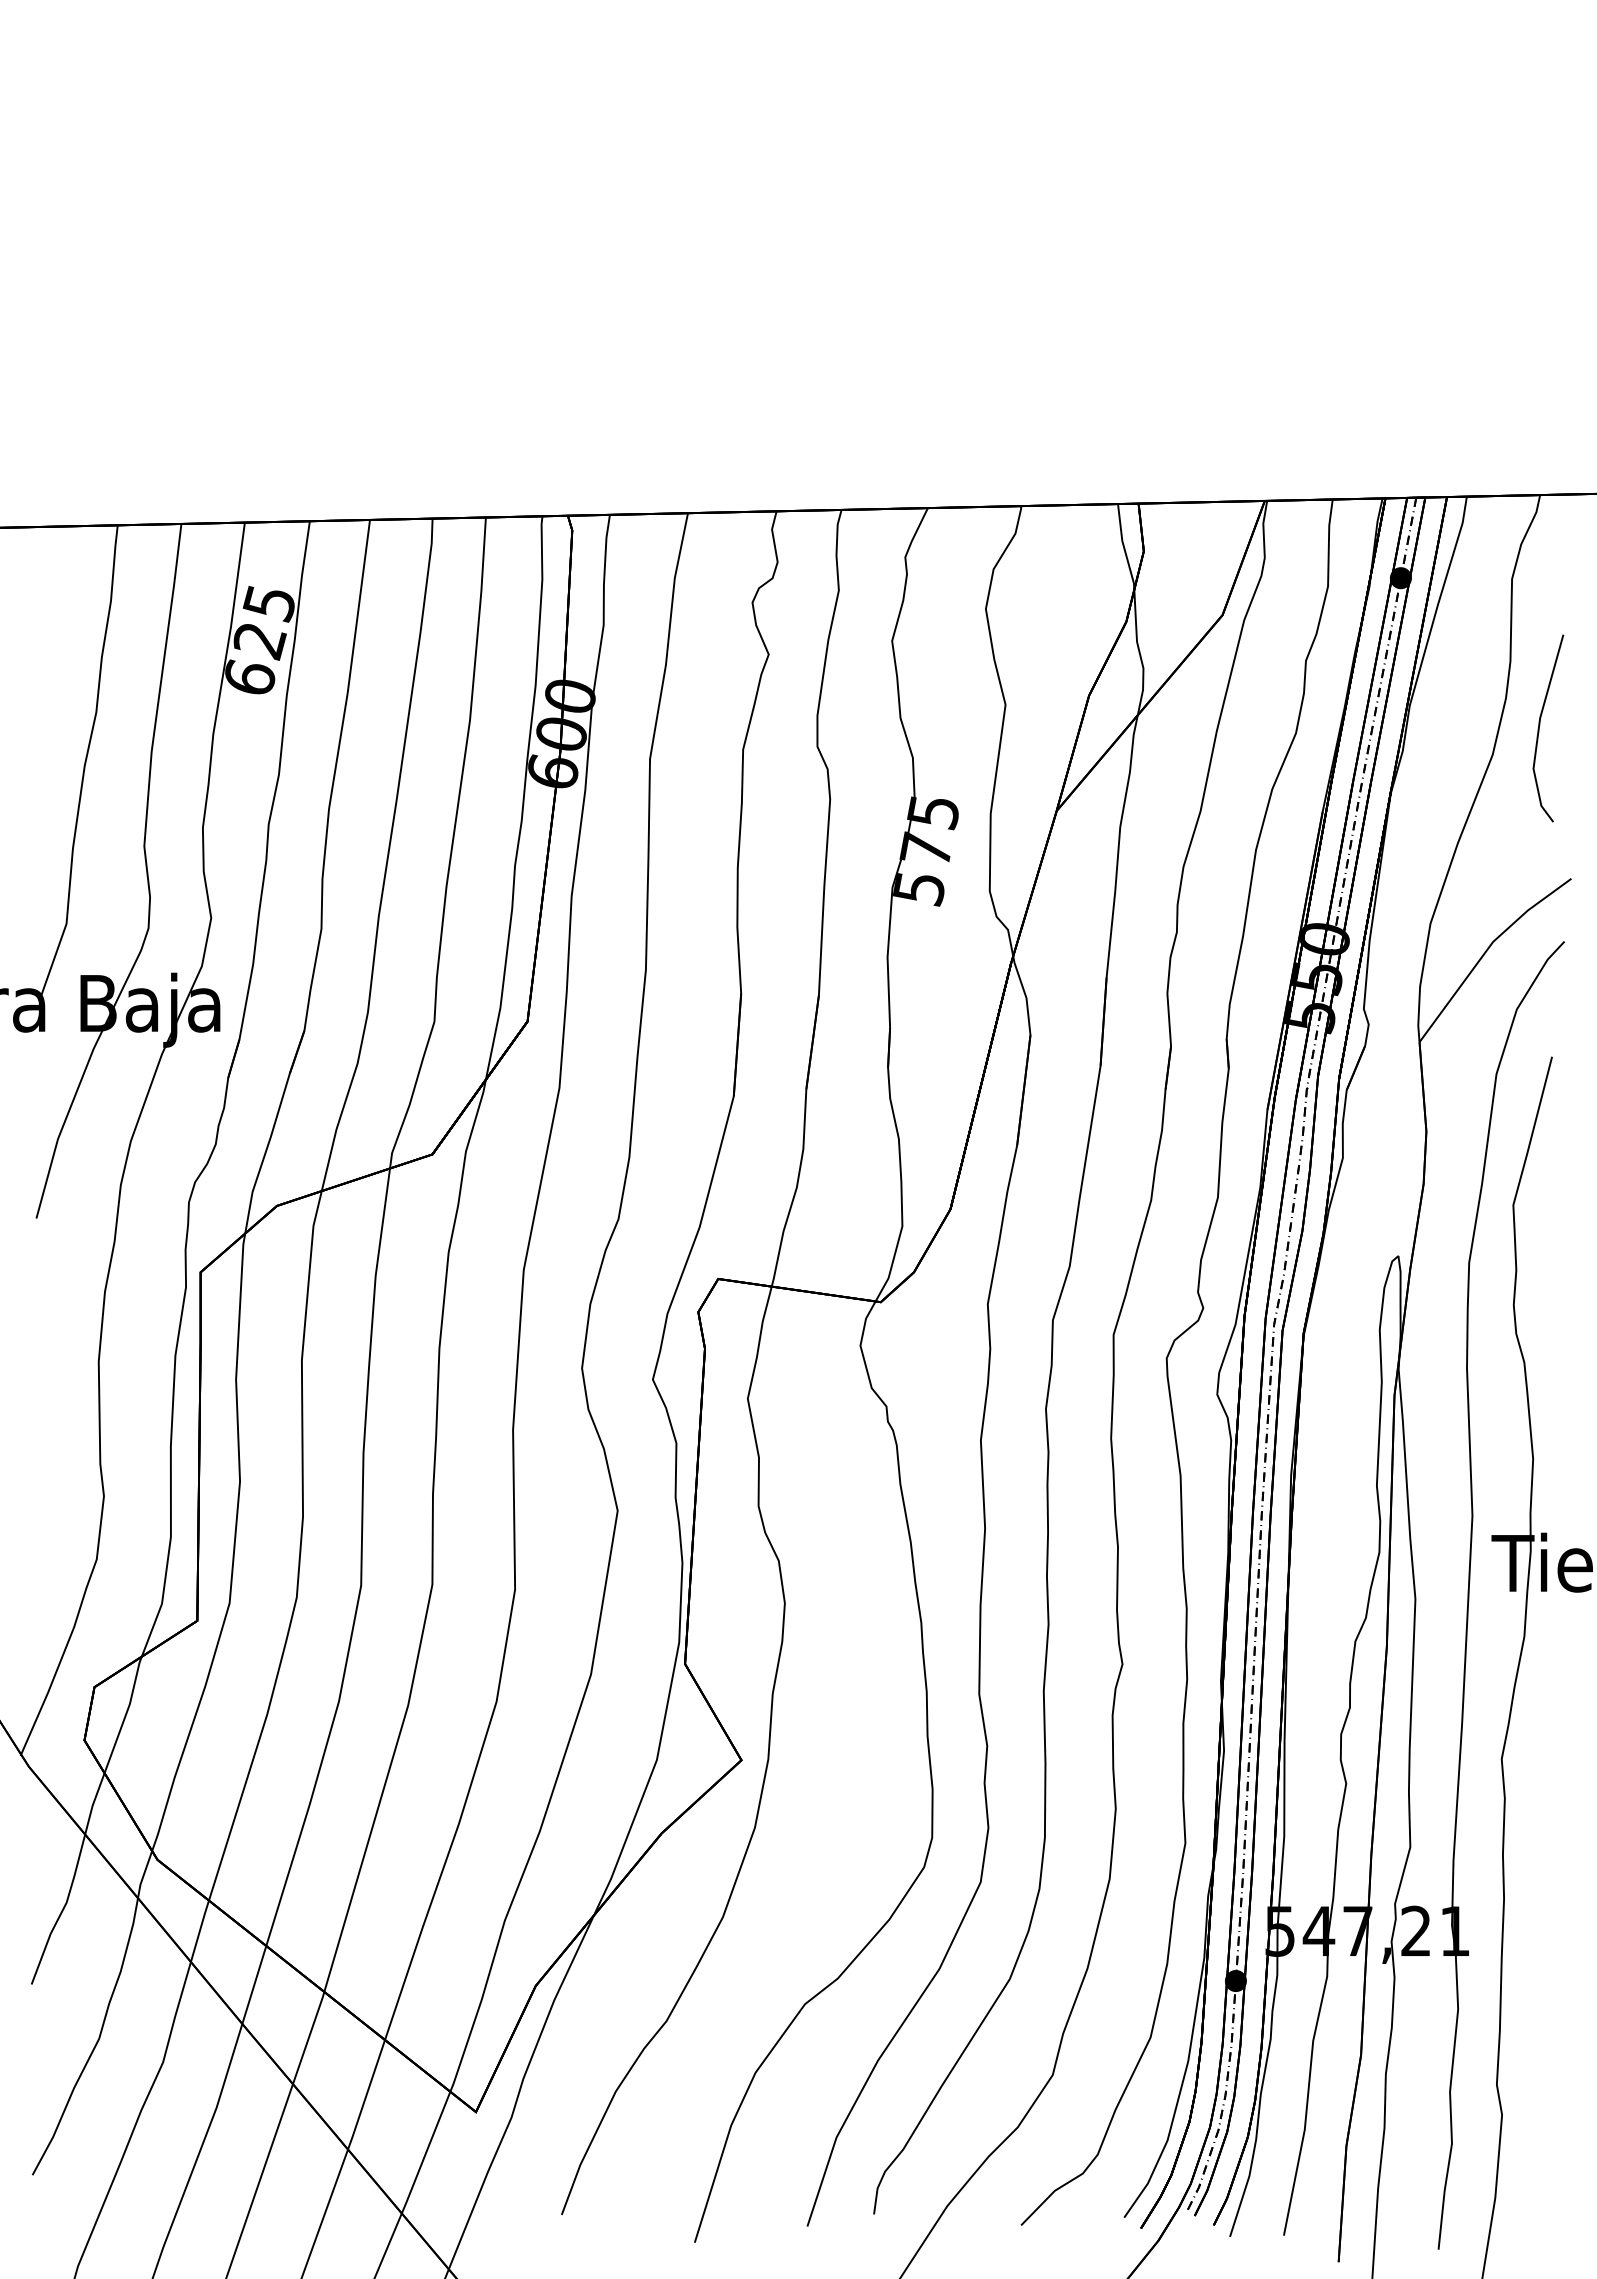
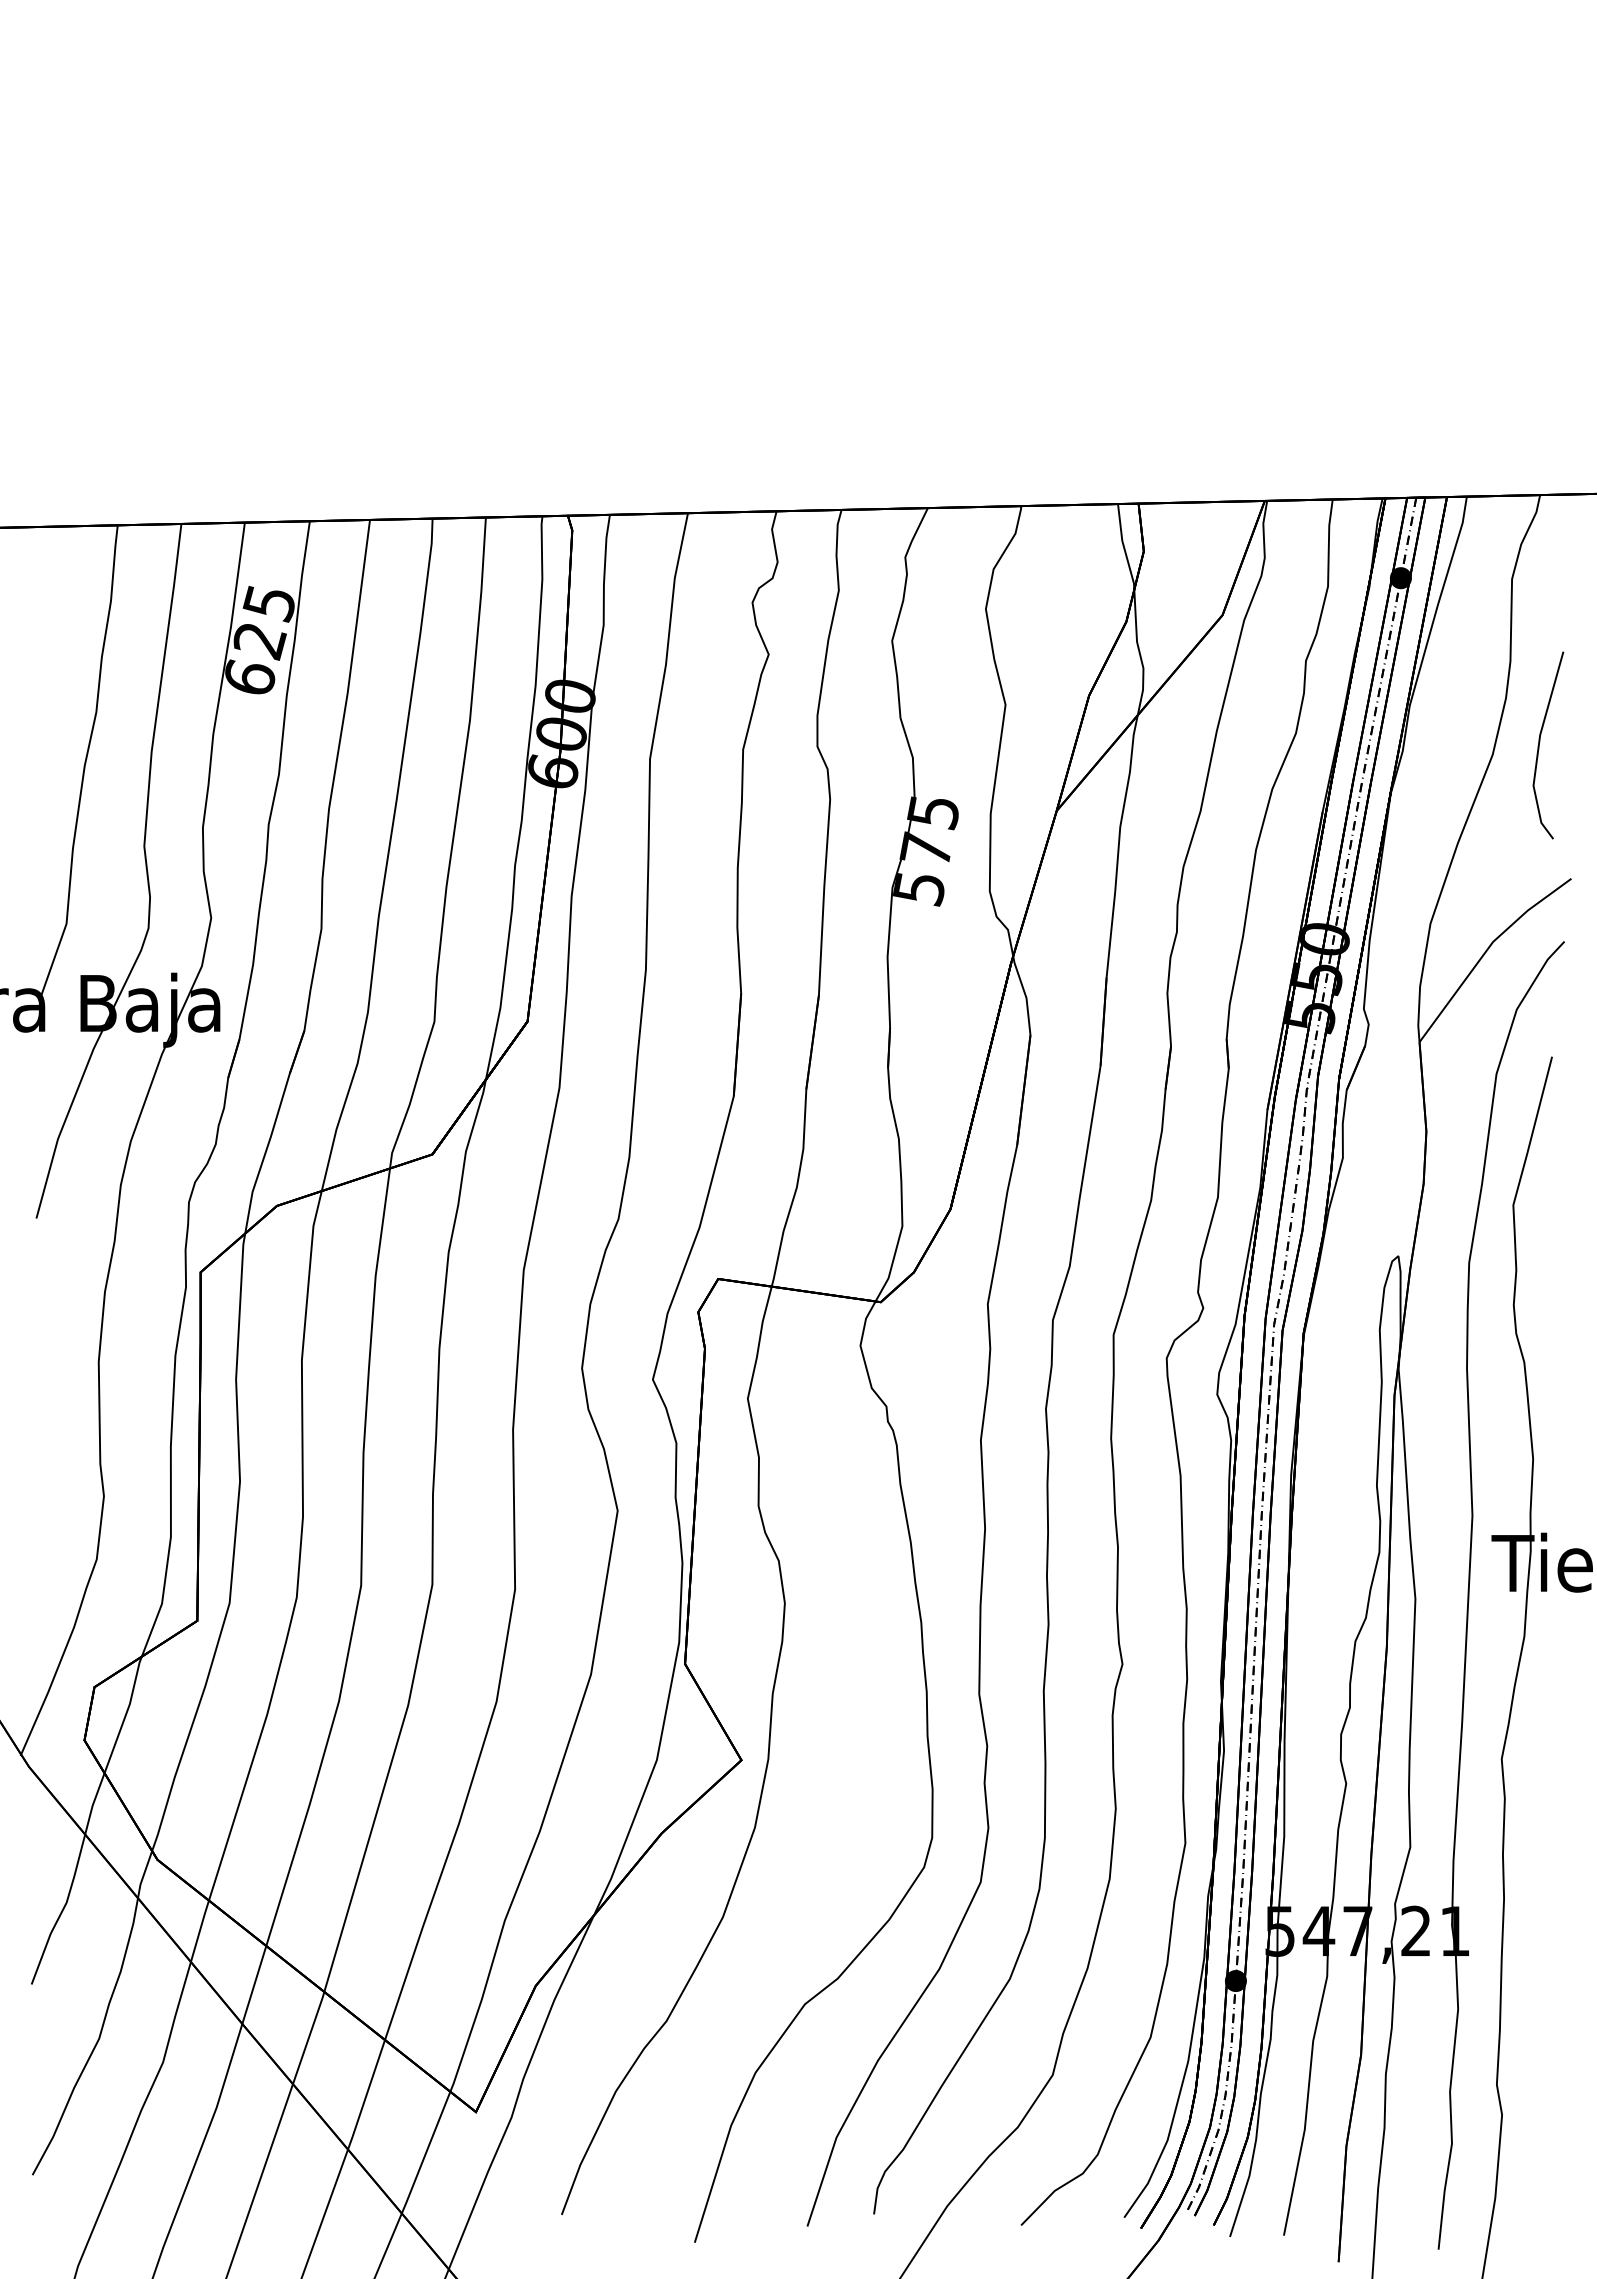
line position: (1540, 725) -> (1540, 742) (1540, 742)
